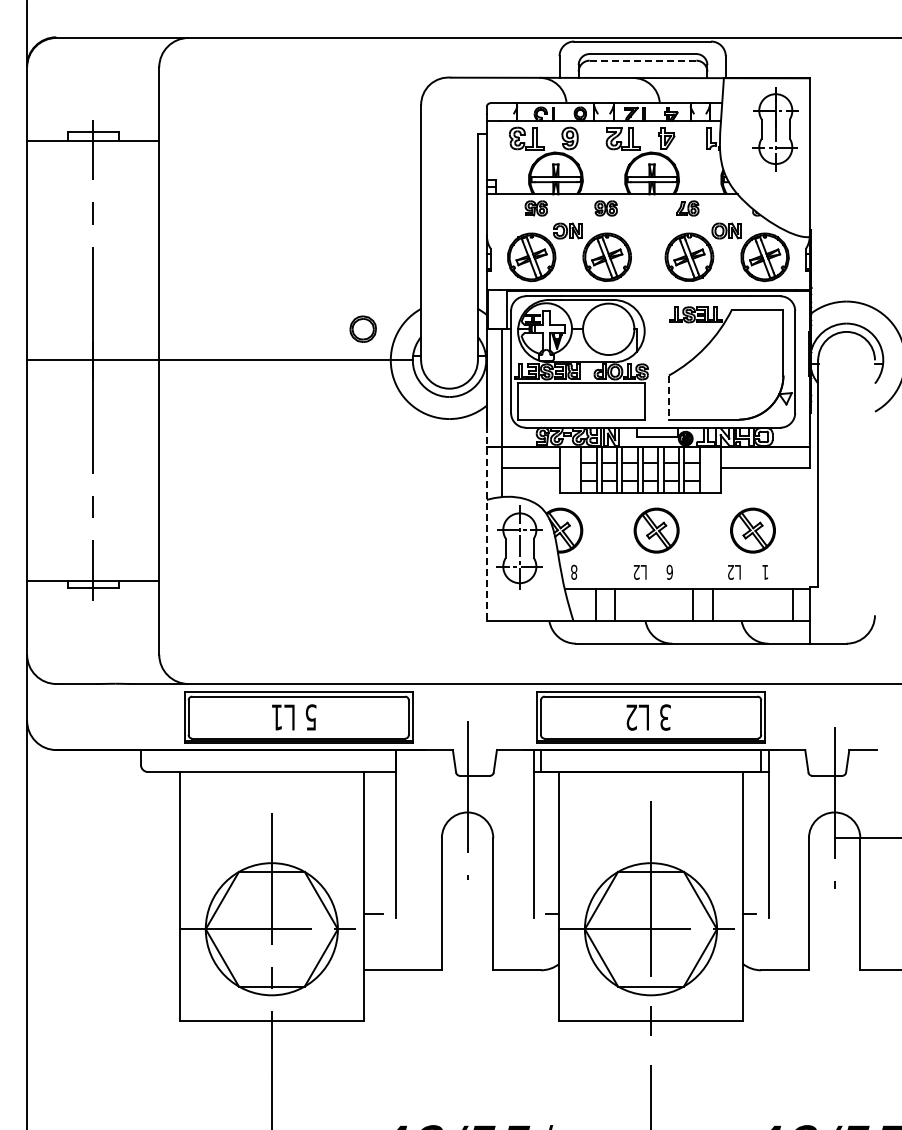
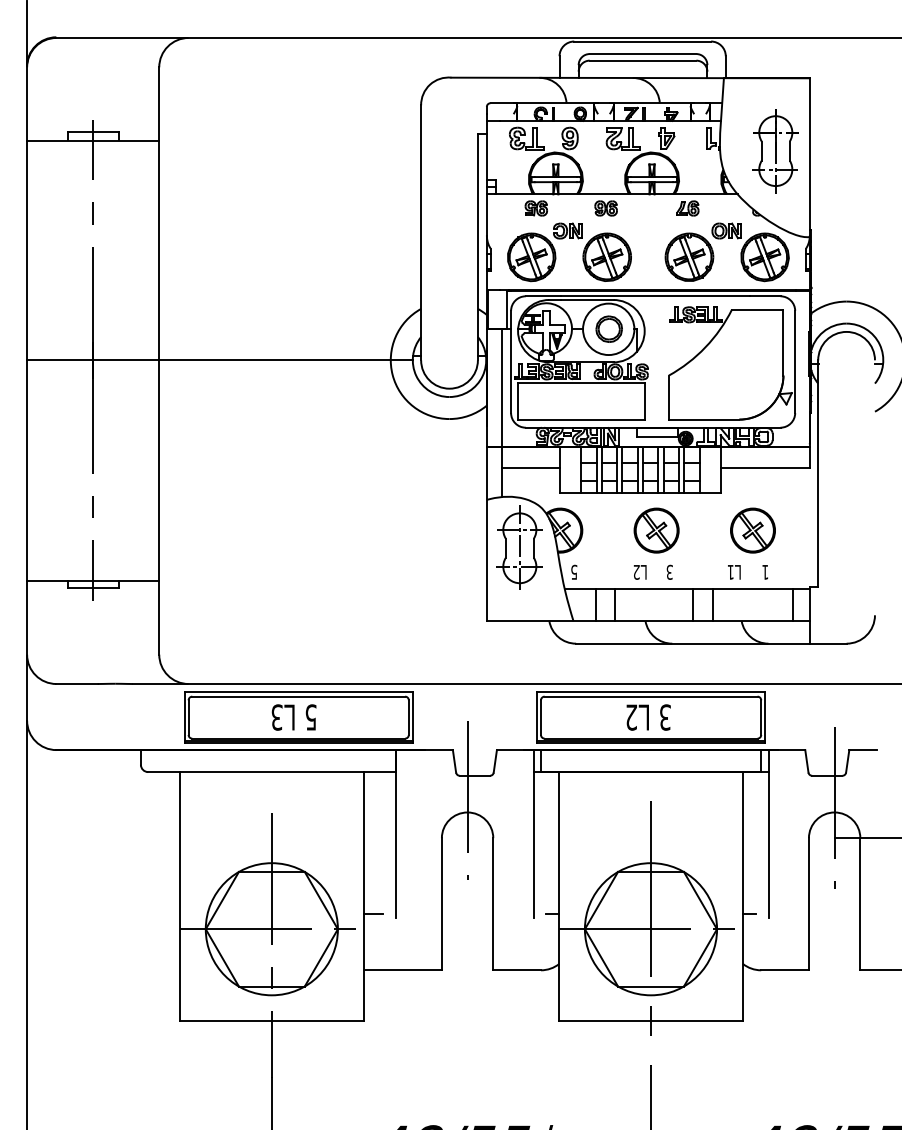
line: dashed -> solid (642, 60)
part position: (775, 129) -> (775, 151) (775, 151)
part position: (362, 328) -> (608, 328) (608, 328)
line: dashed -> solid (668, 398)
line: dashed -> solid (486, 523)
text: 8 -> 5 (574, 571)
text: 6 -> 3 (669, 571)
text: L2 -> L1 (730, 572)
text: L1 -> L3 (276, 717)
